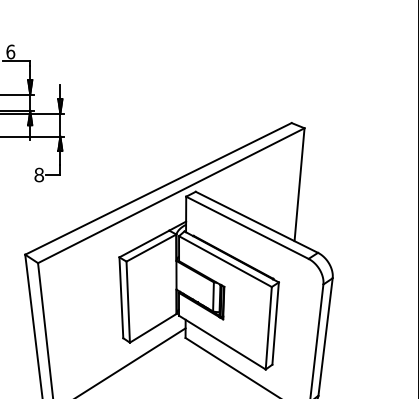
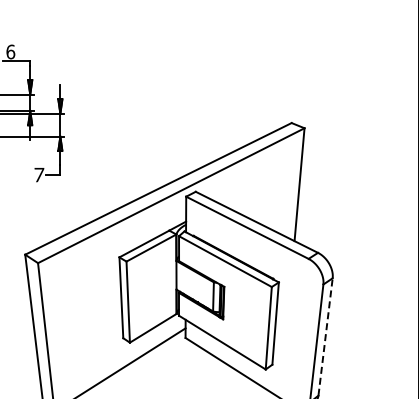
text: 8 -> 7 (39, 174)
line: solid -> dashed (325, 336)
